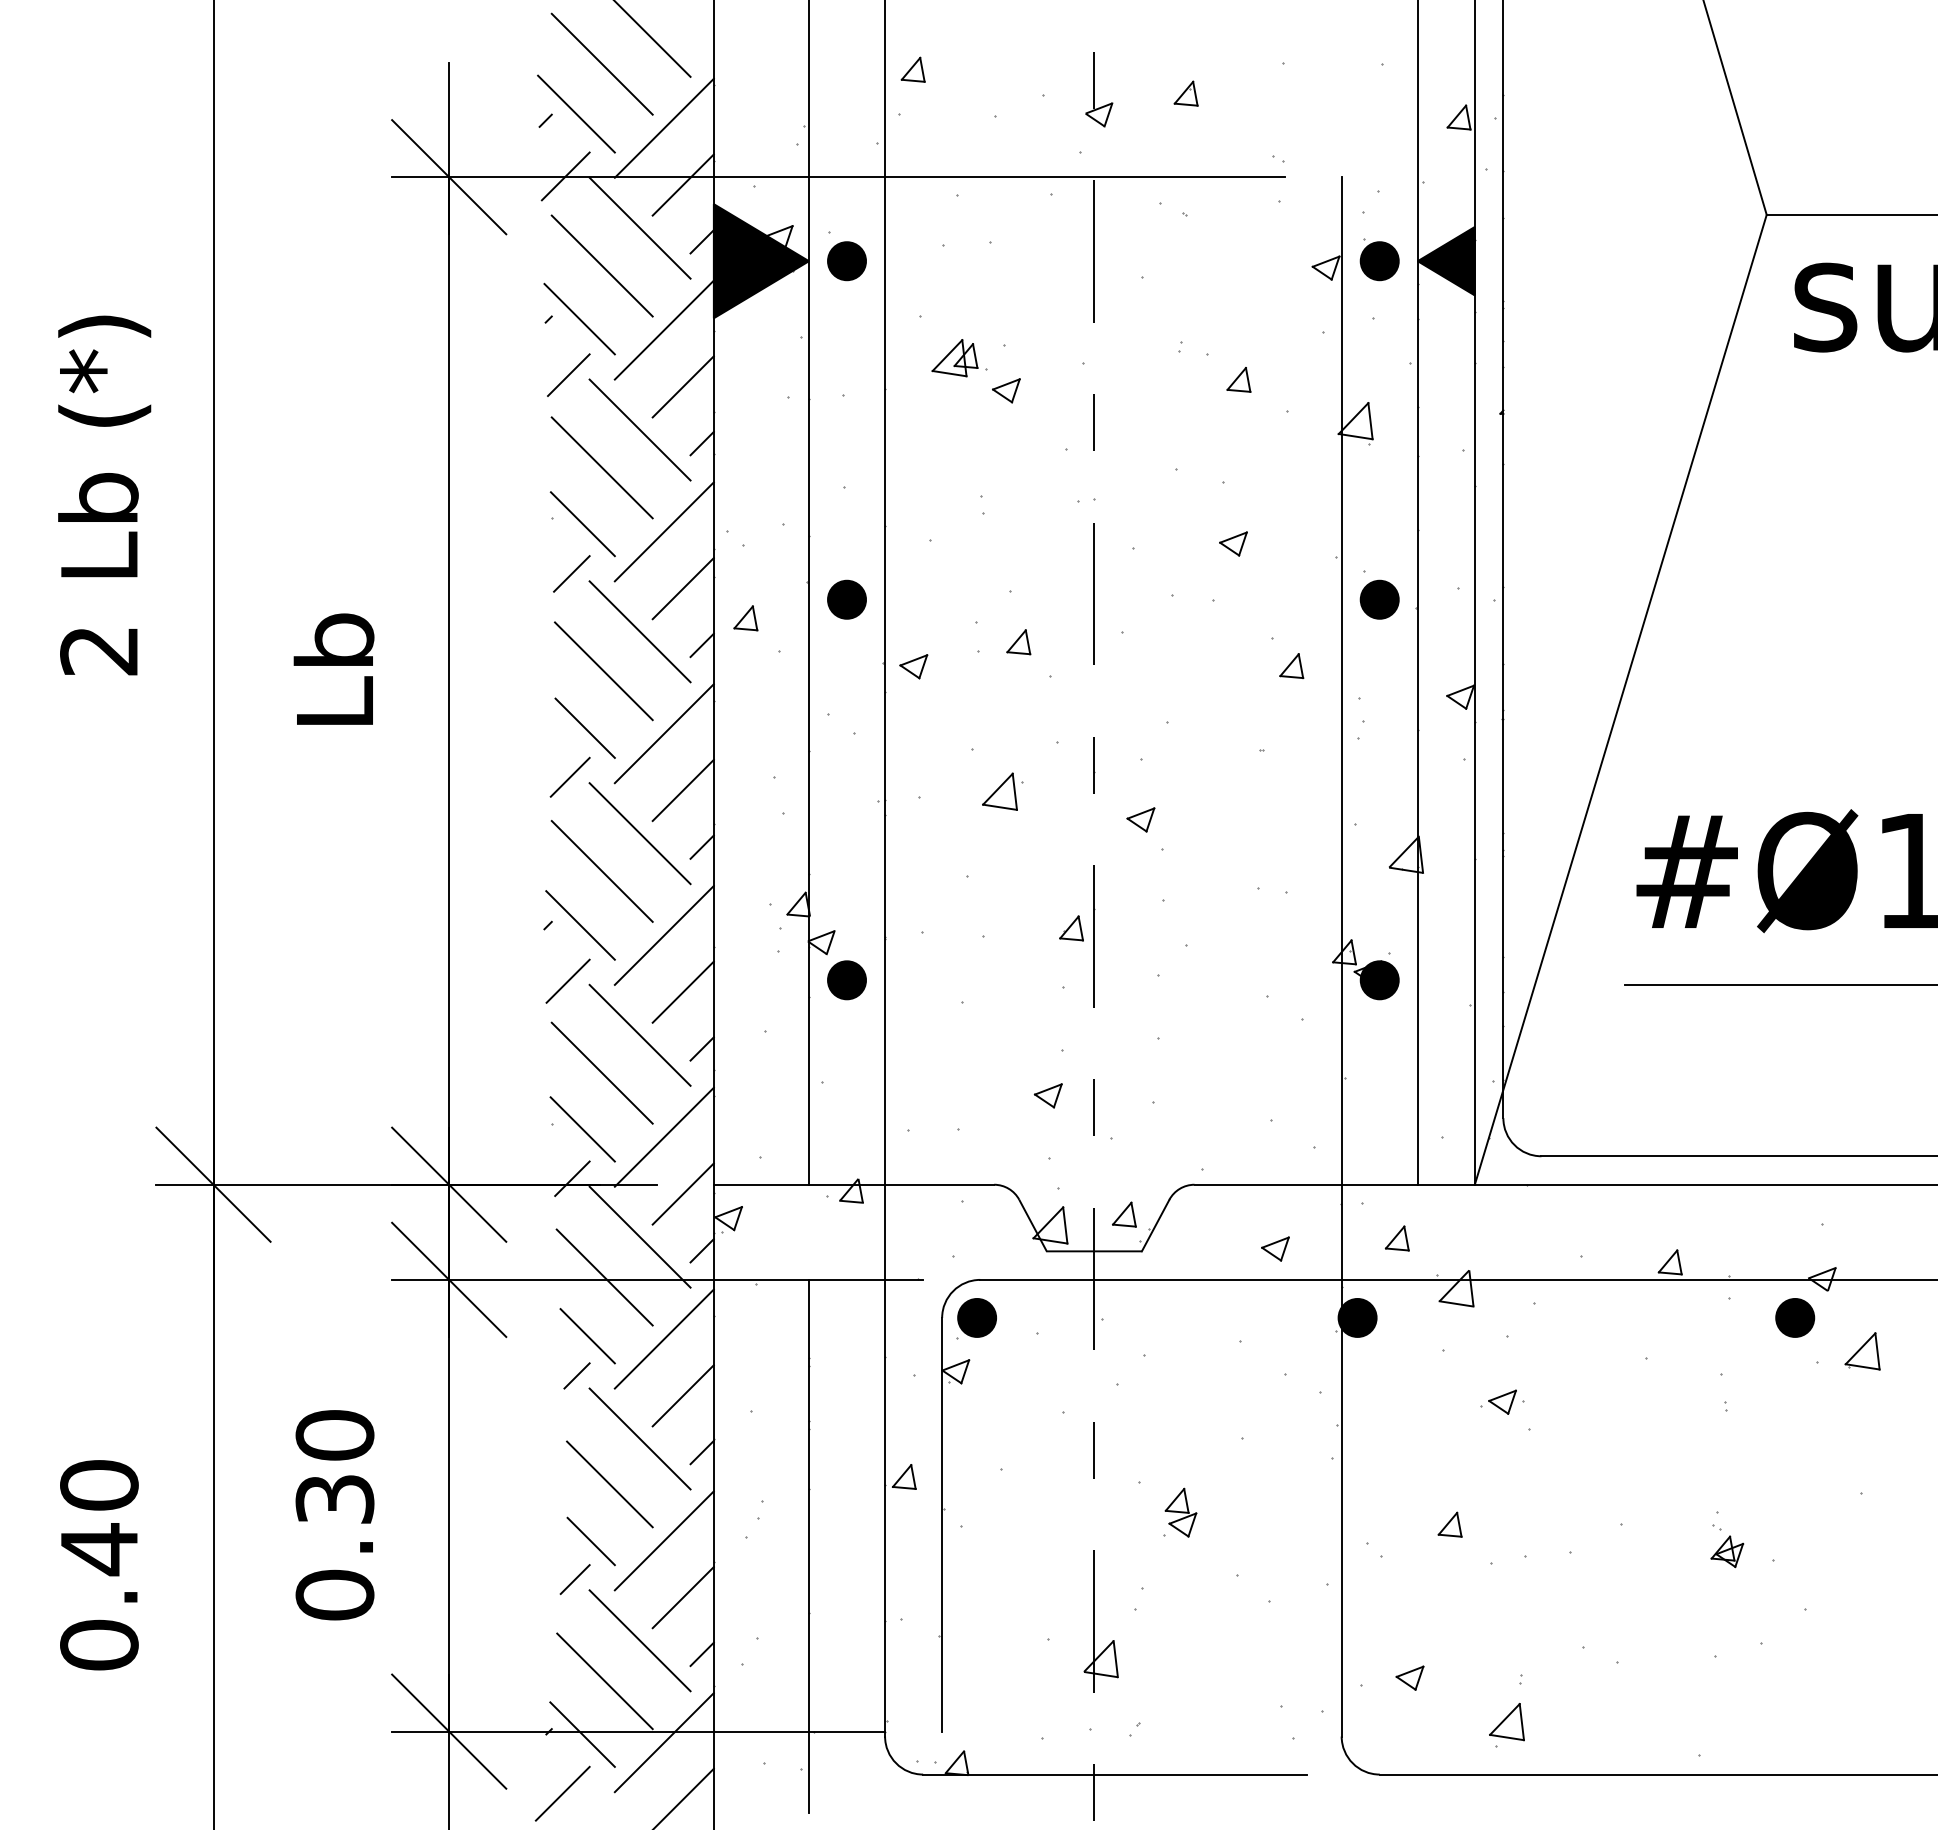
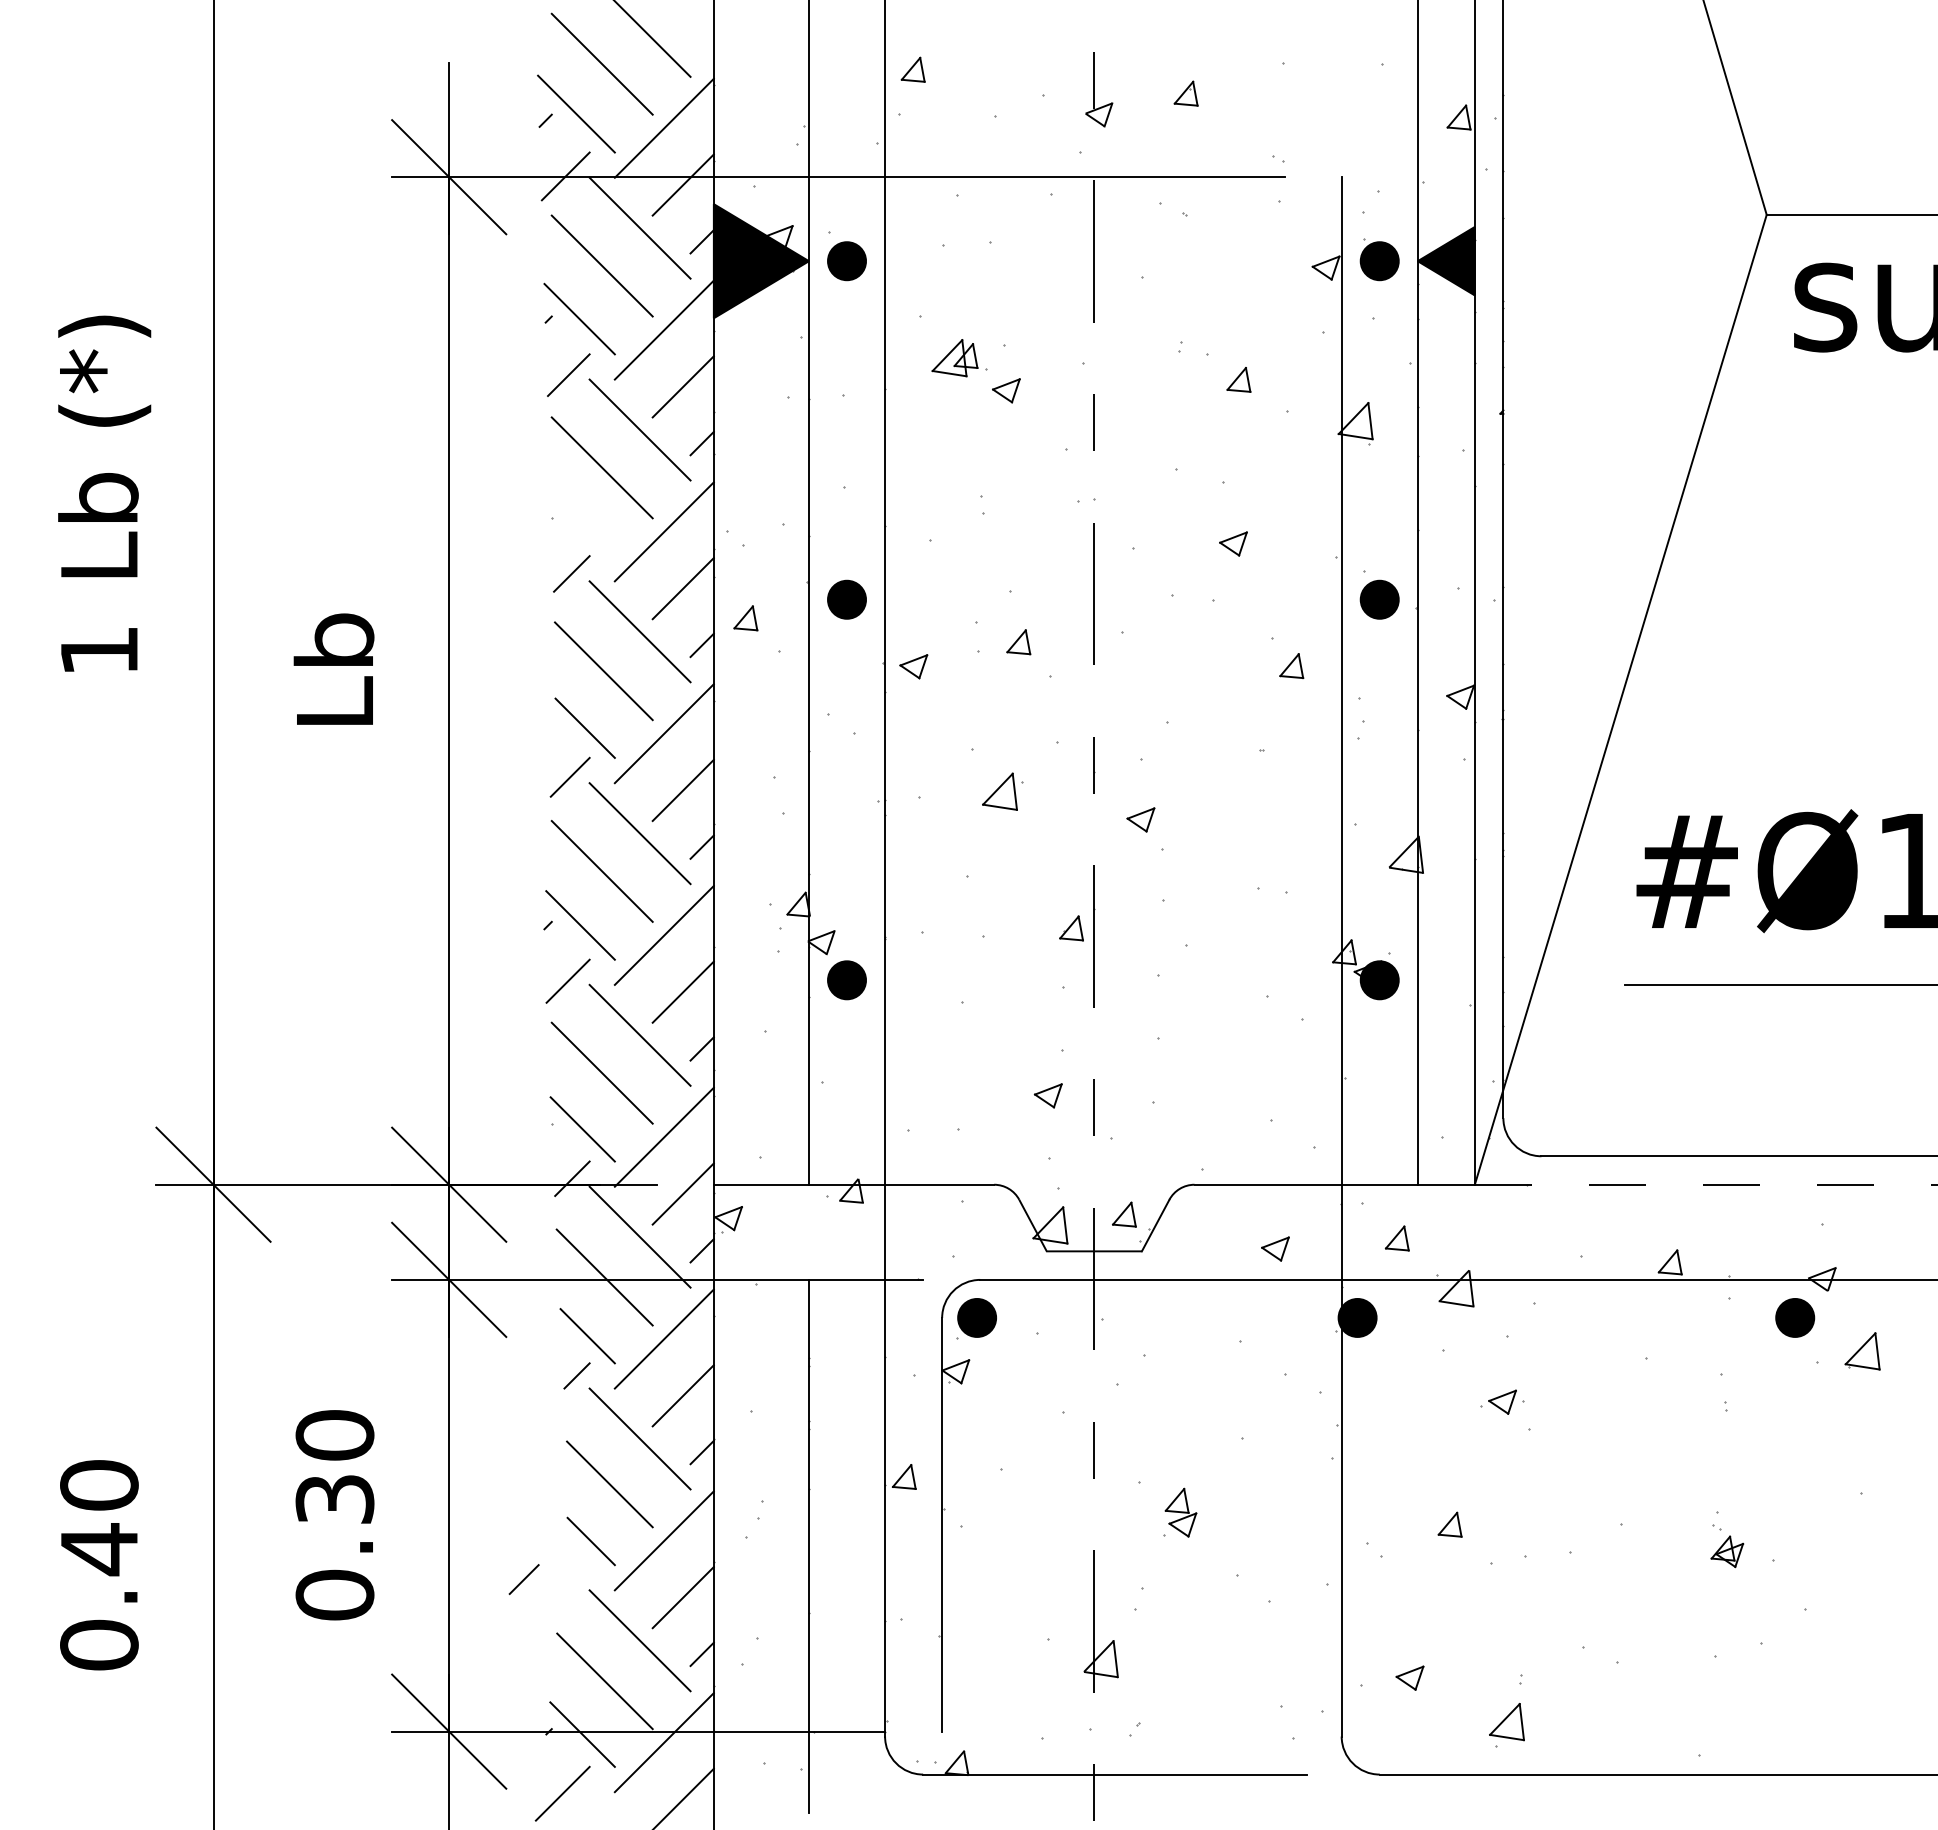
line: present -> none (582, 524)
text: 2 -> 1 (98, 651)
line: solid -> dashed (1706, 1184)
line position: (574, 1579) -> (523, 1579) (523, 1579)
